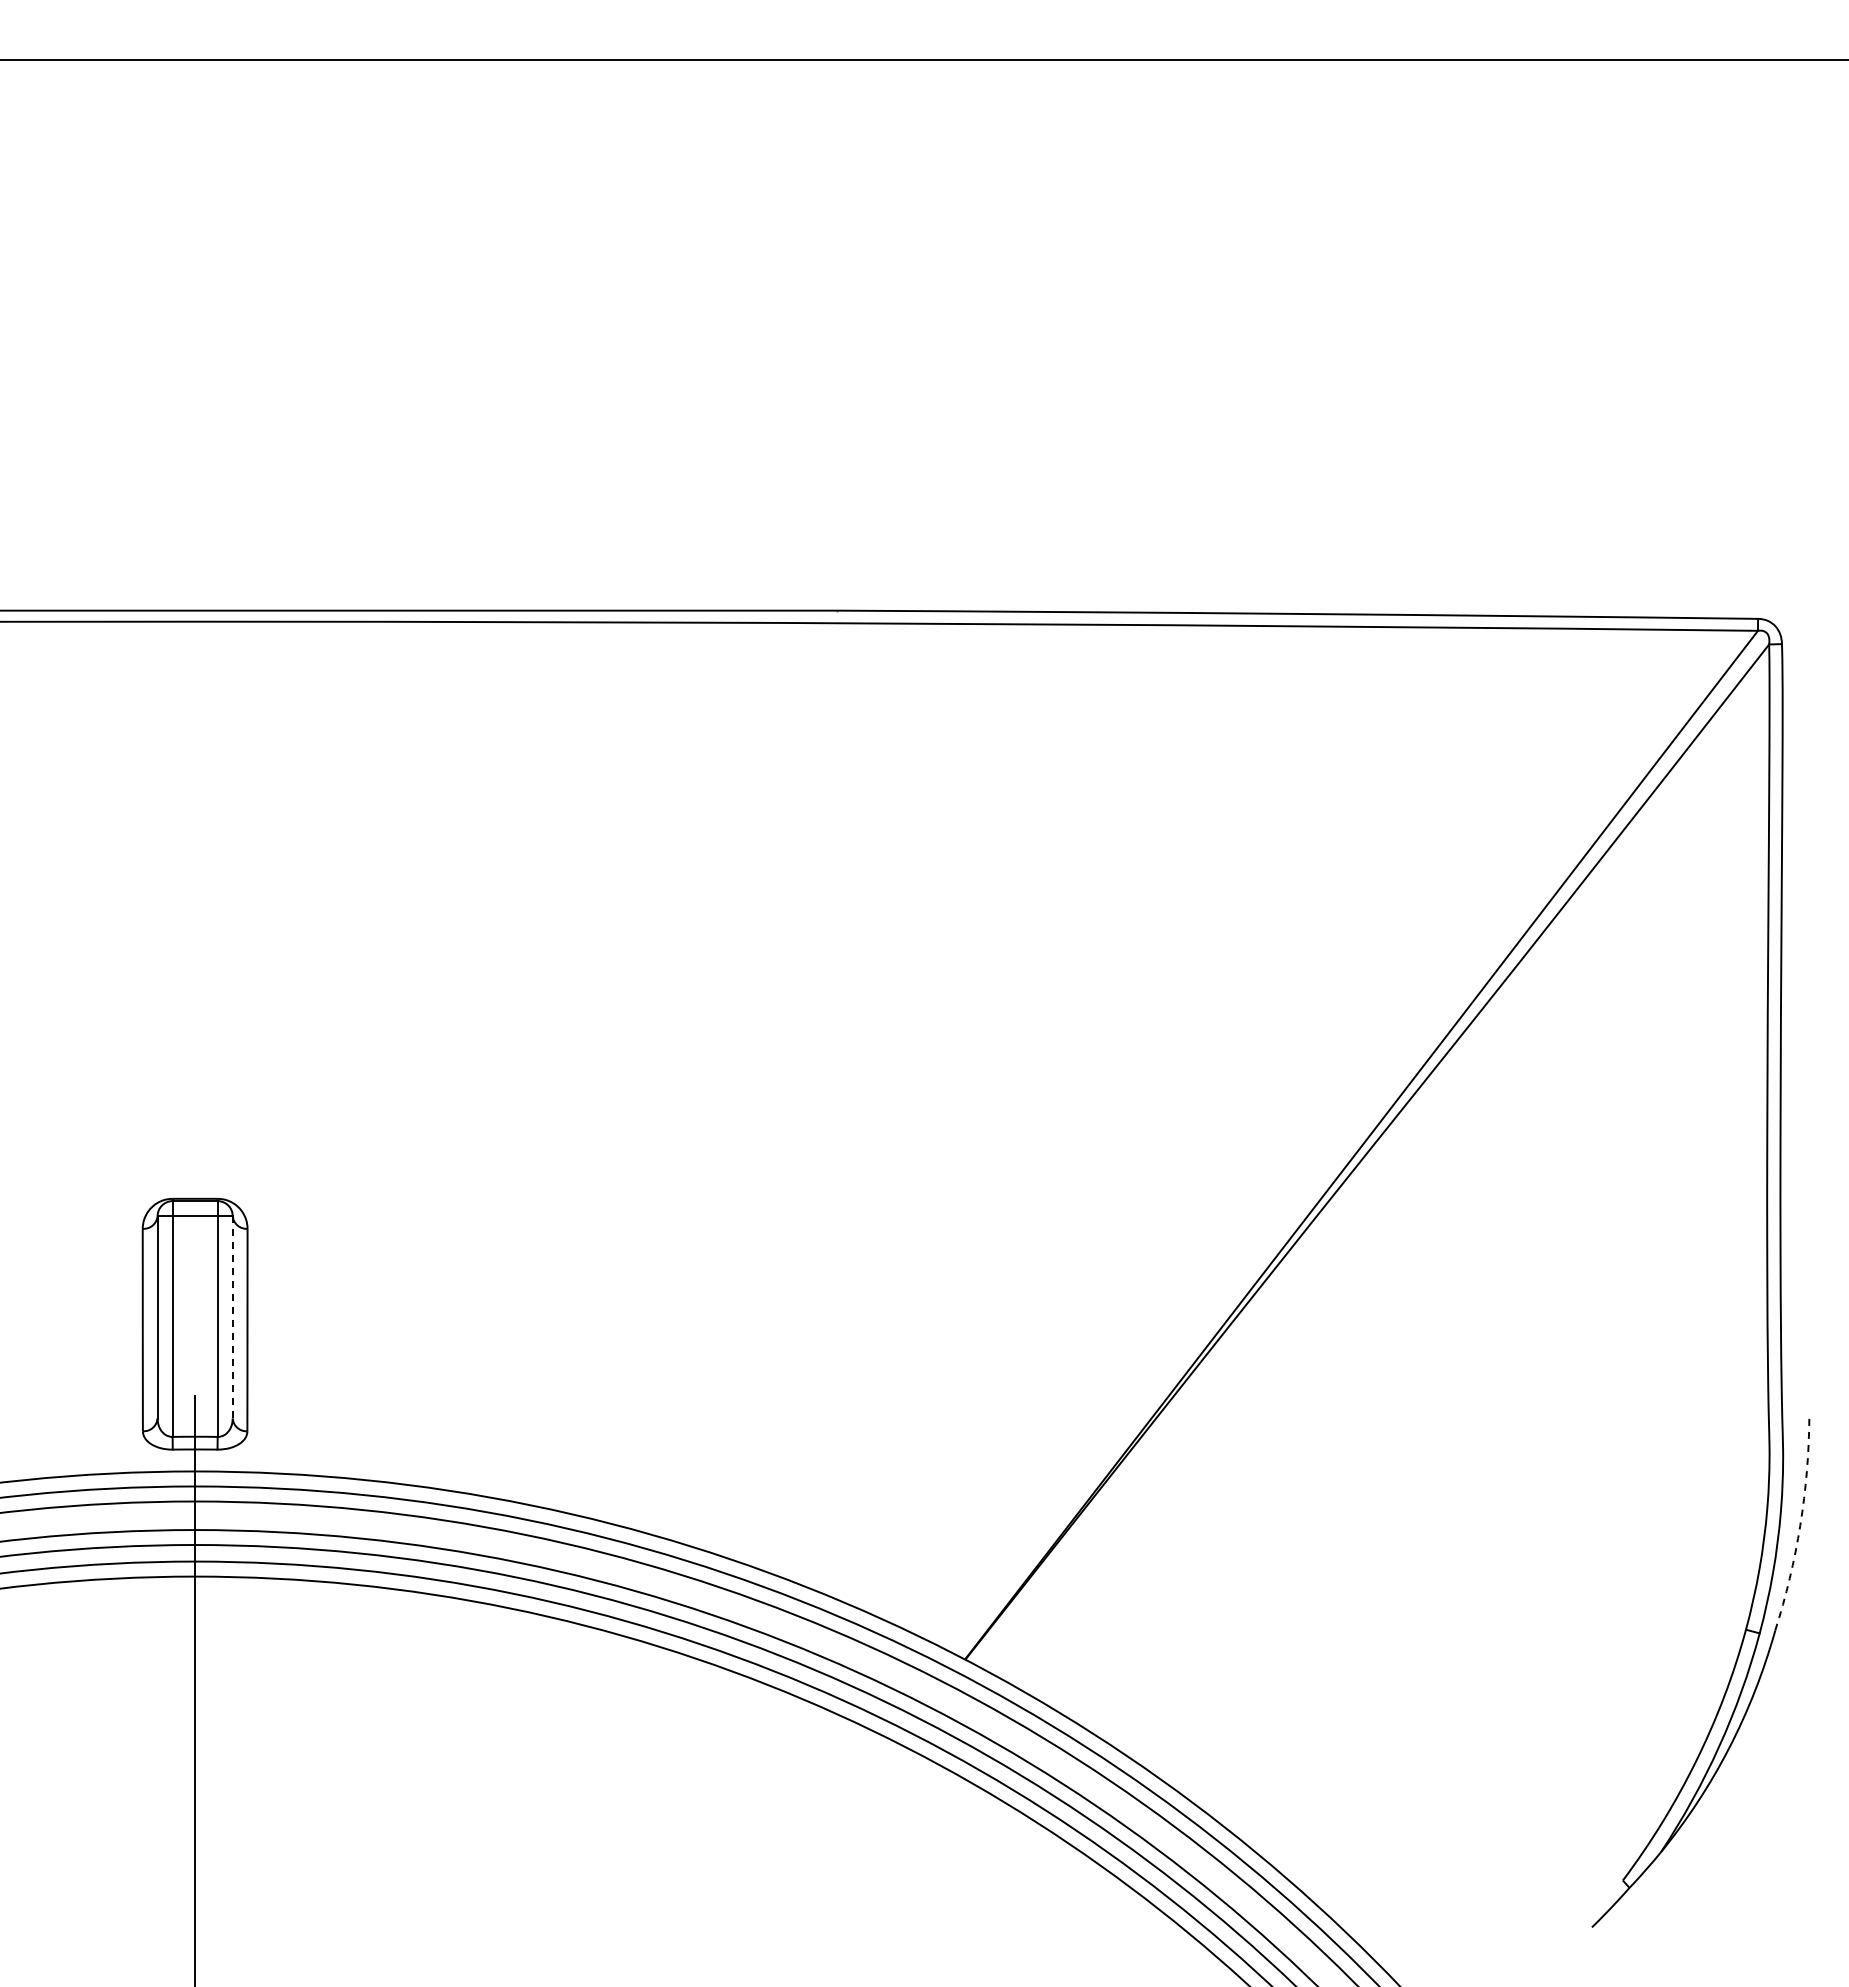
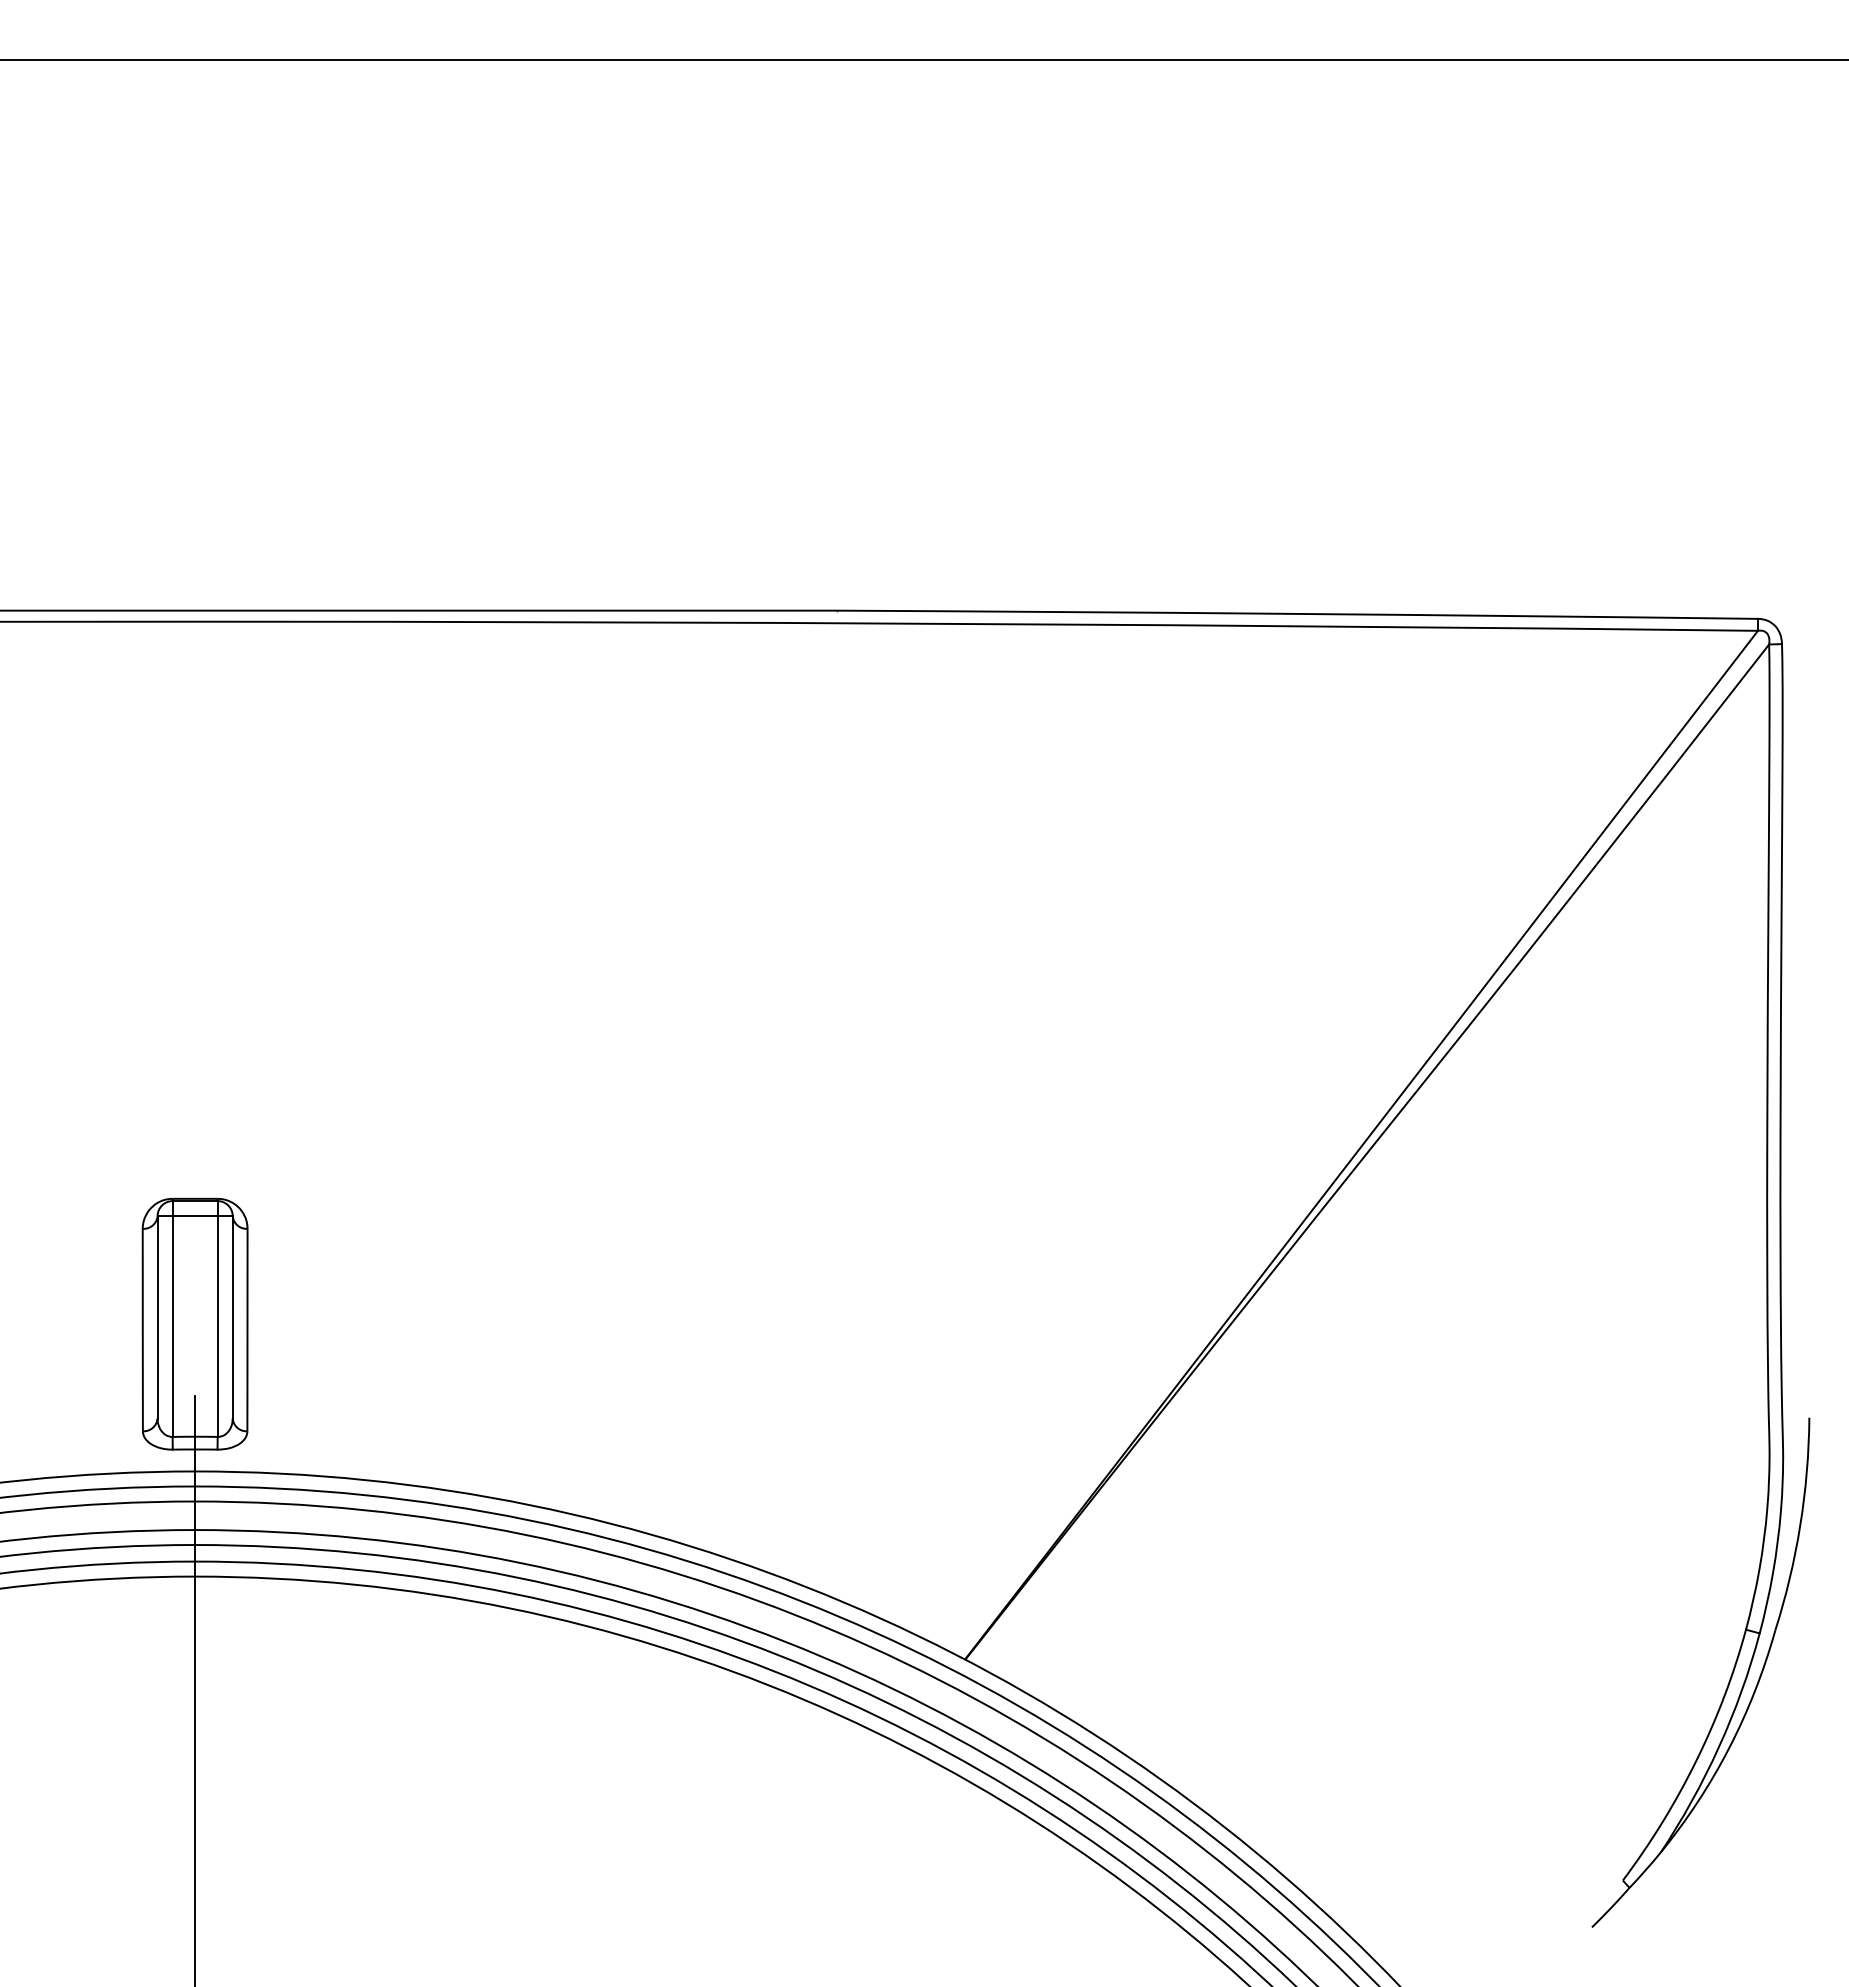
line: dashed -> solid (232, 1317)
arc: dashed -> solid (1800, 1525)
